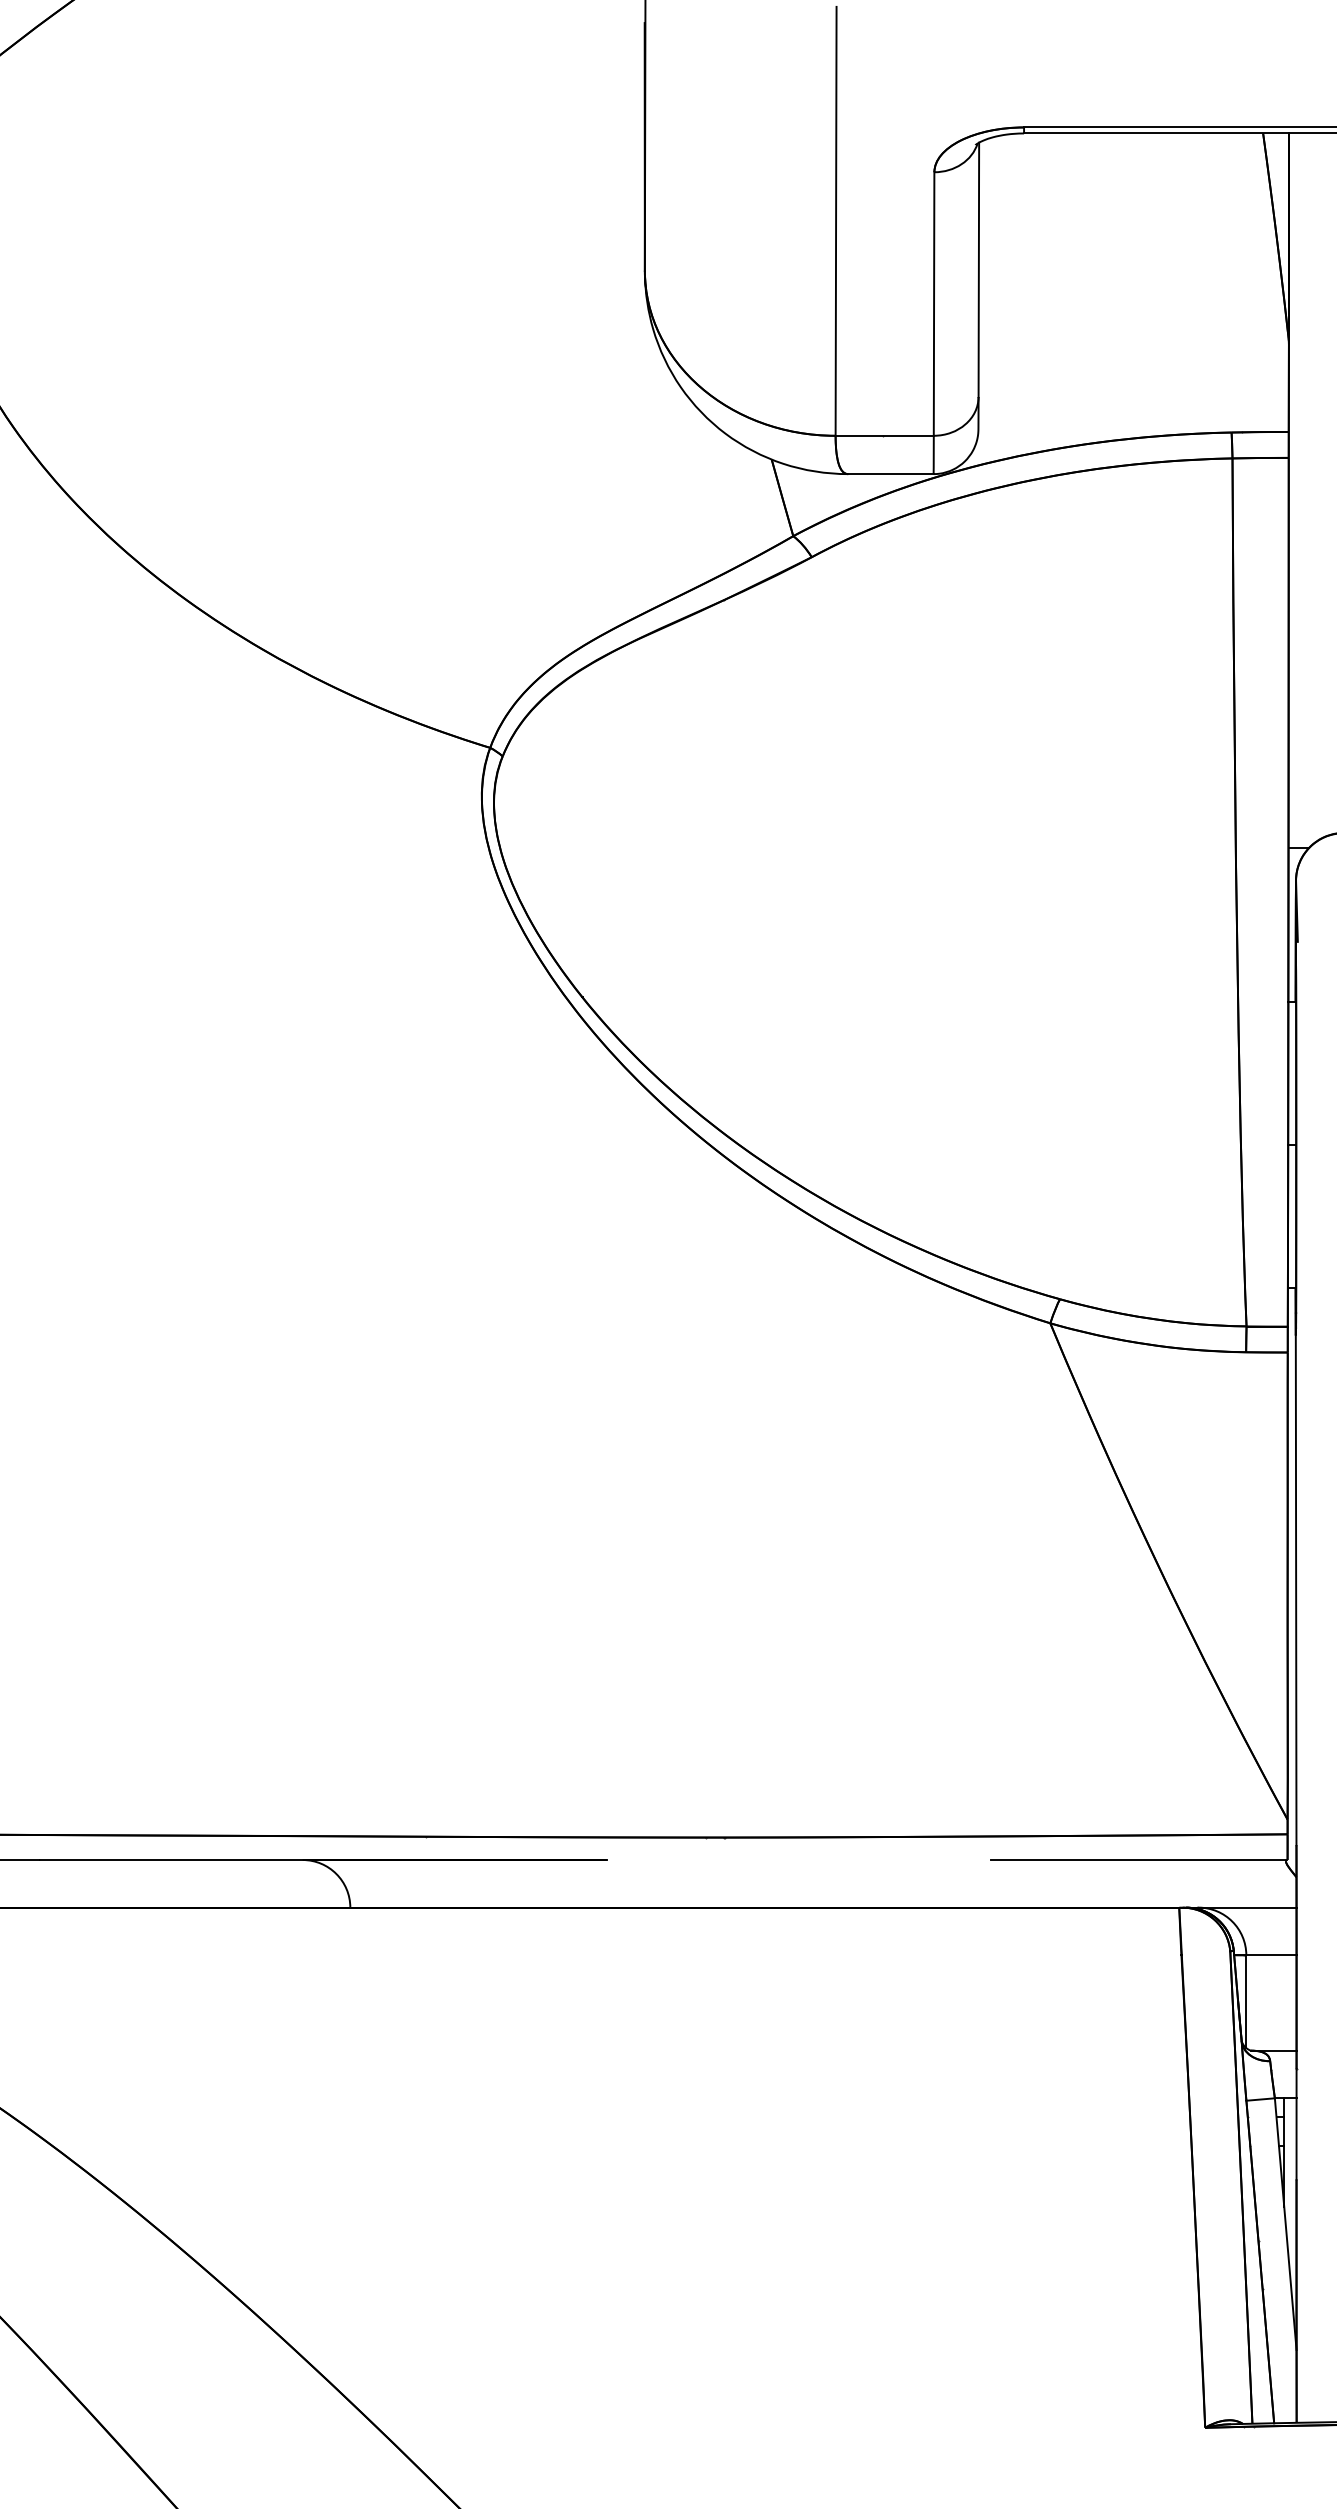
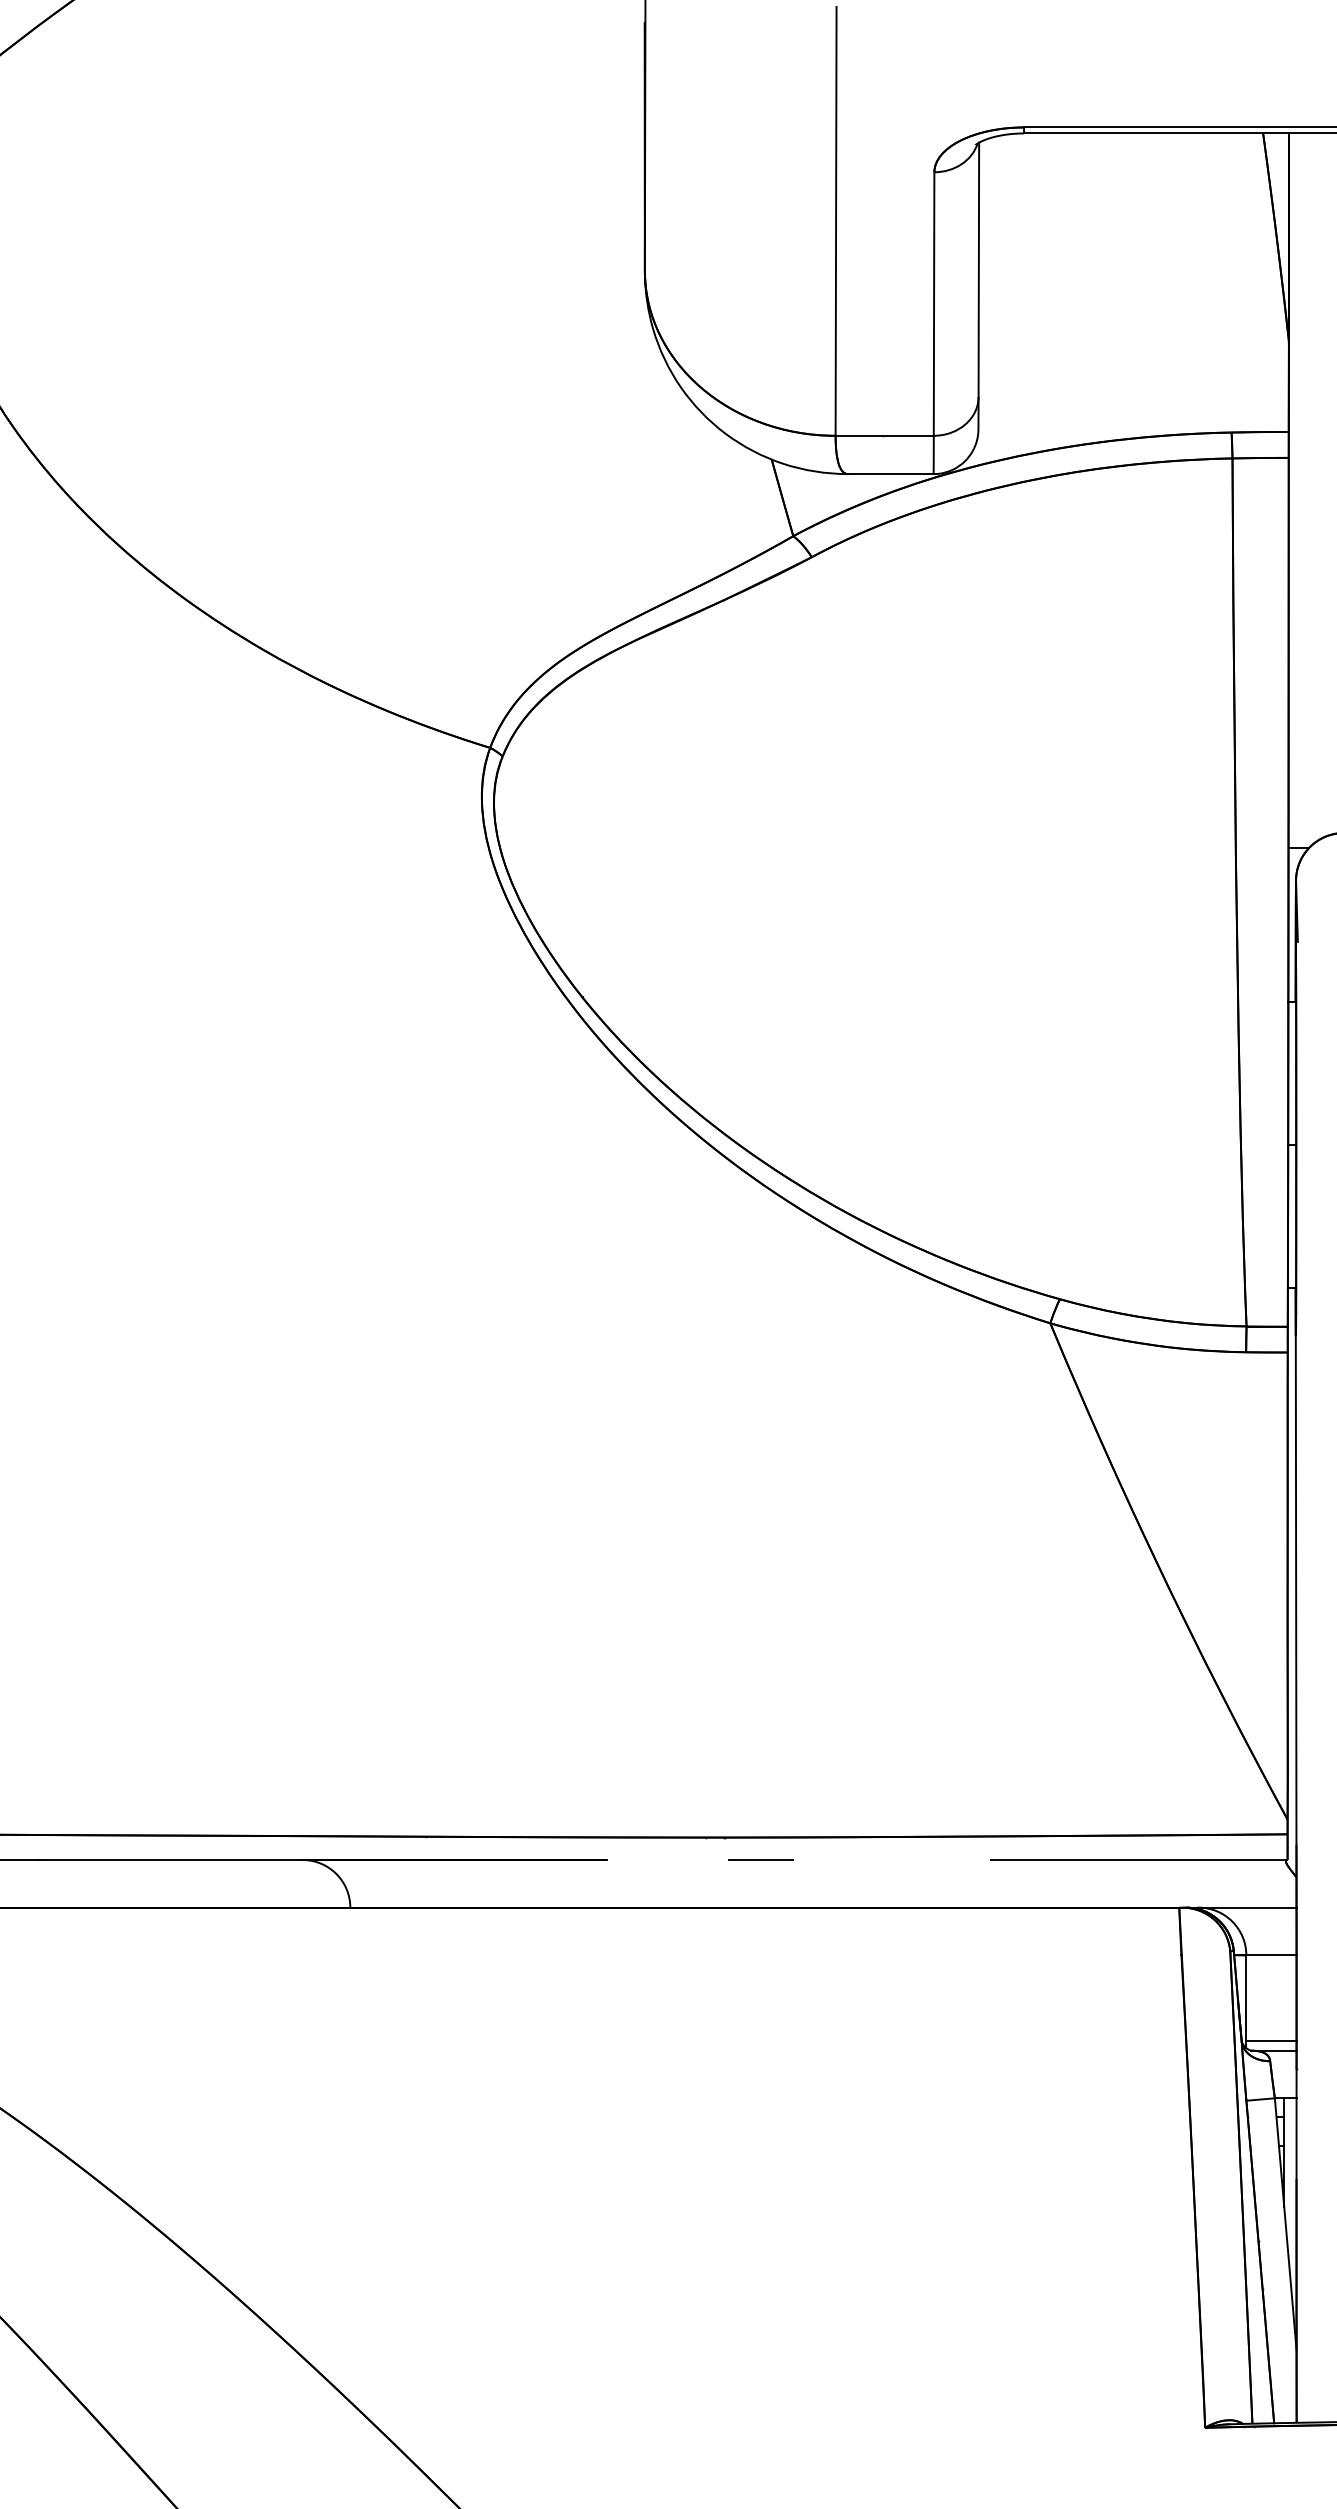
line: none -> present (760, 1859)
line: none -> present (1271, 2041)
